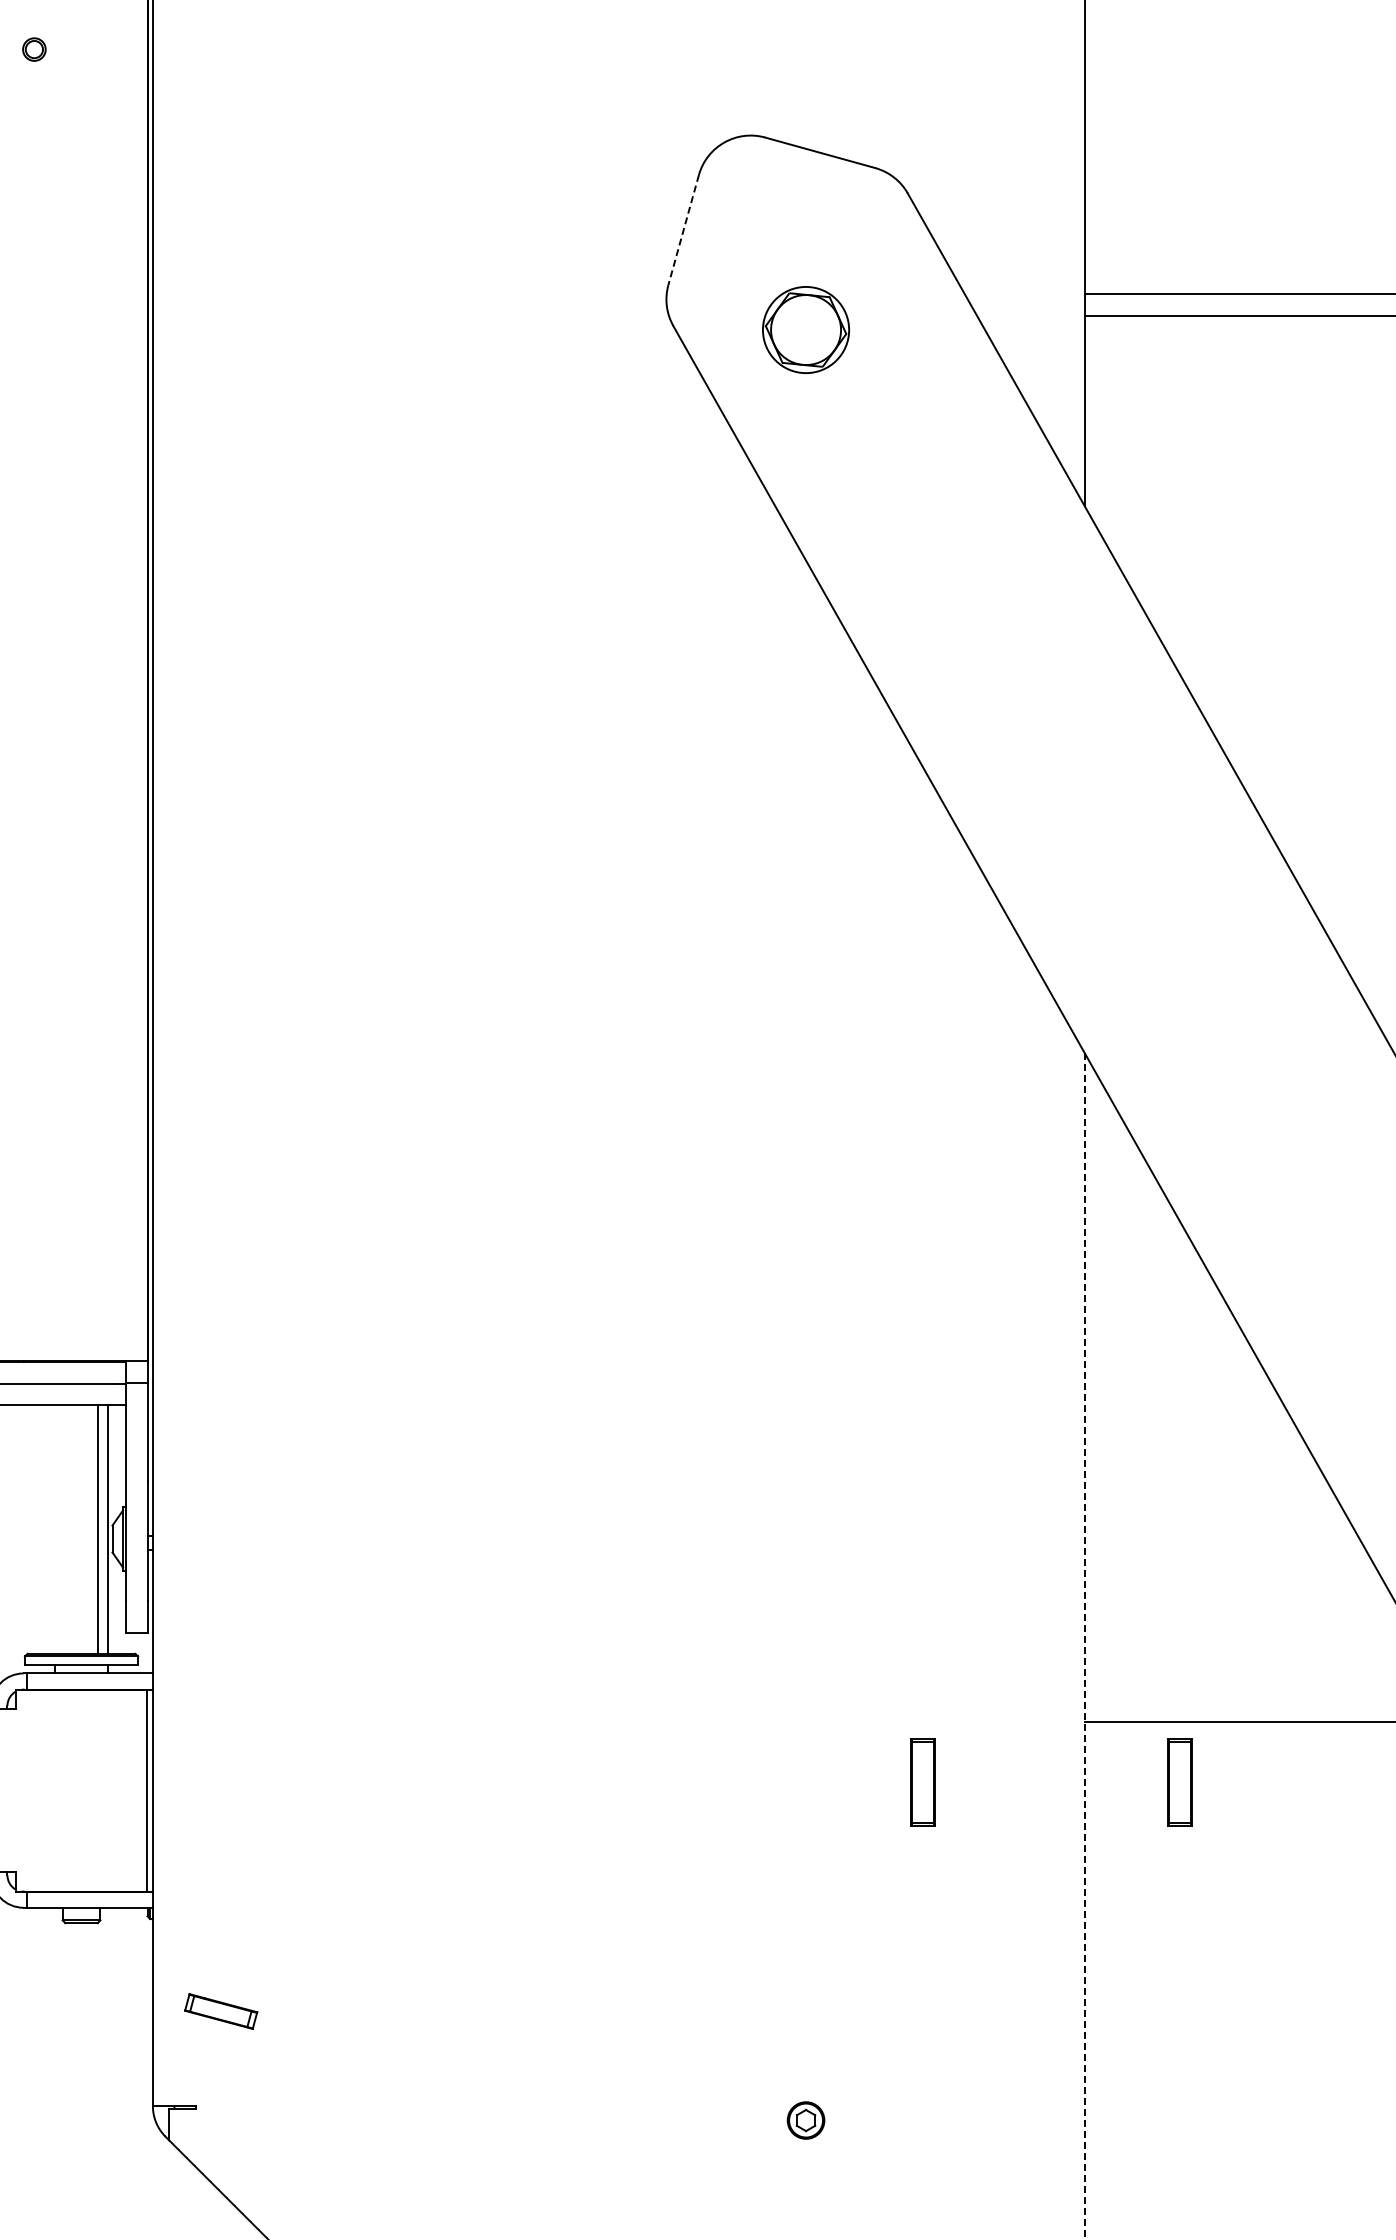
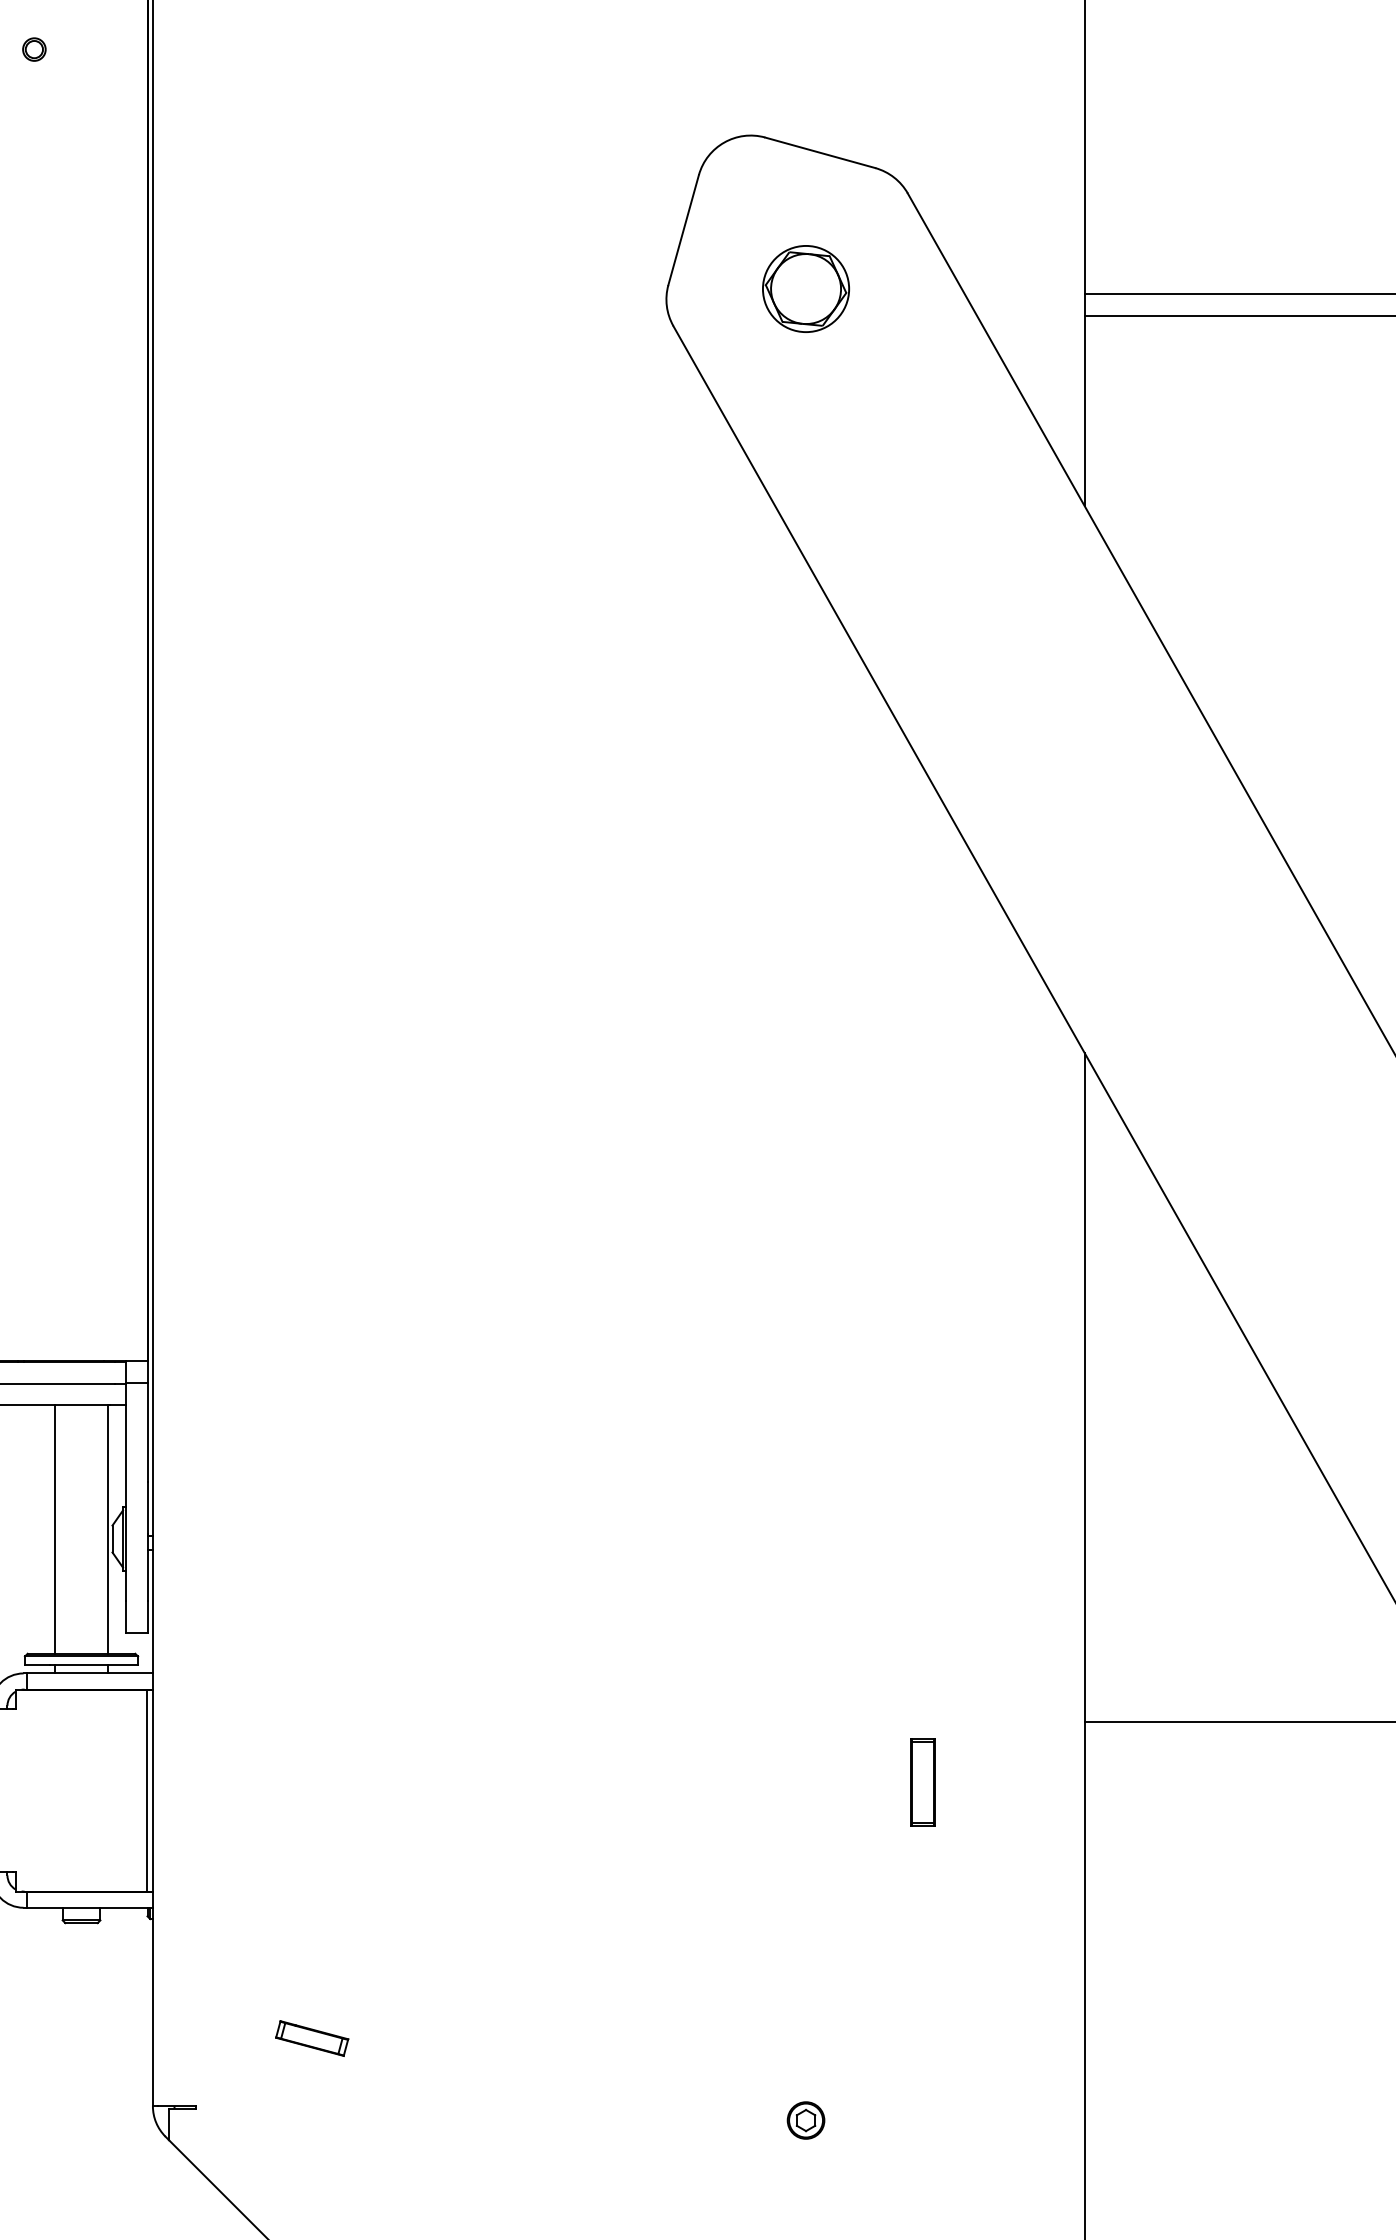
line: dashed -> solid (683, 230)
part position: (805, 329) -> (805, 288) (805, 288)
line position: (97, 1529) -> (54, 1529) (54, 1529)
line: dashed -> solid (1084, 1647)
part: present -> none (1179, 1782)
part position: (221, 2011) -> (312, 2038) (312, 2038)
